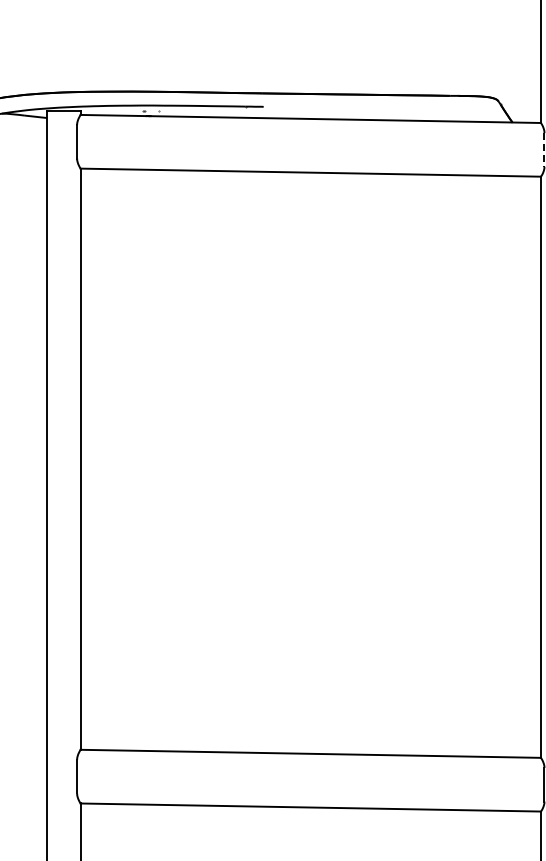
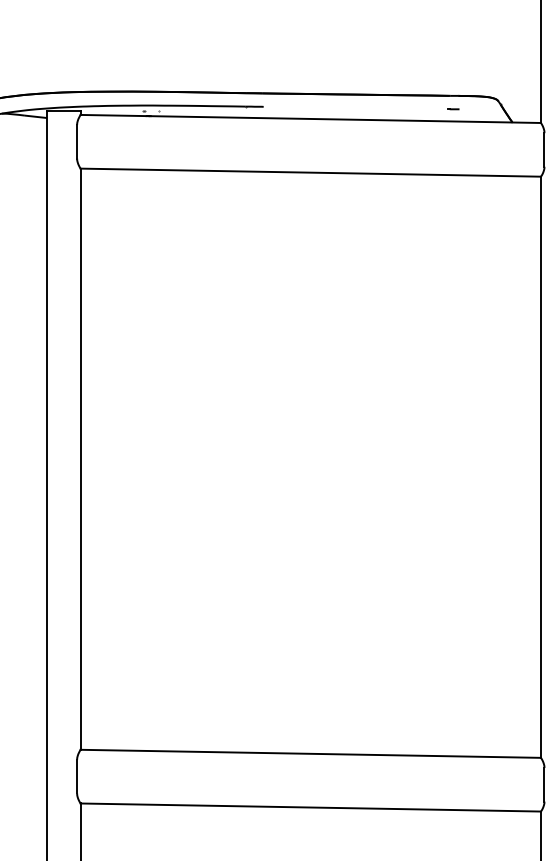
part: none -> present (453, 109)
line: dashed -> solid (544, 149)
